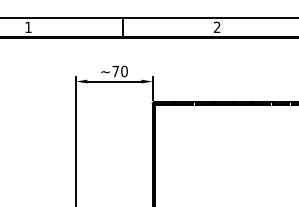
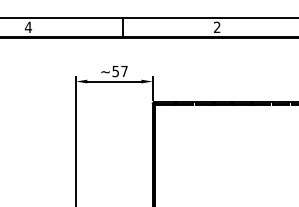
text: 1 -> 4 (28, 26)
text: ~70 -> ~57 (119, 71)
